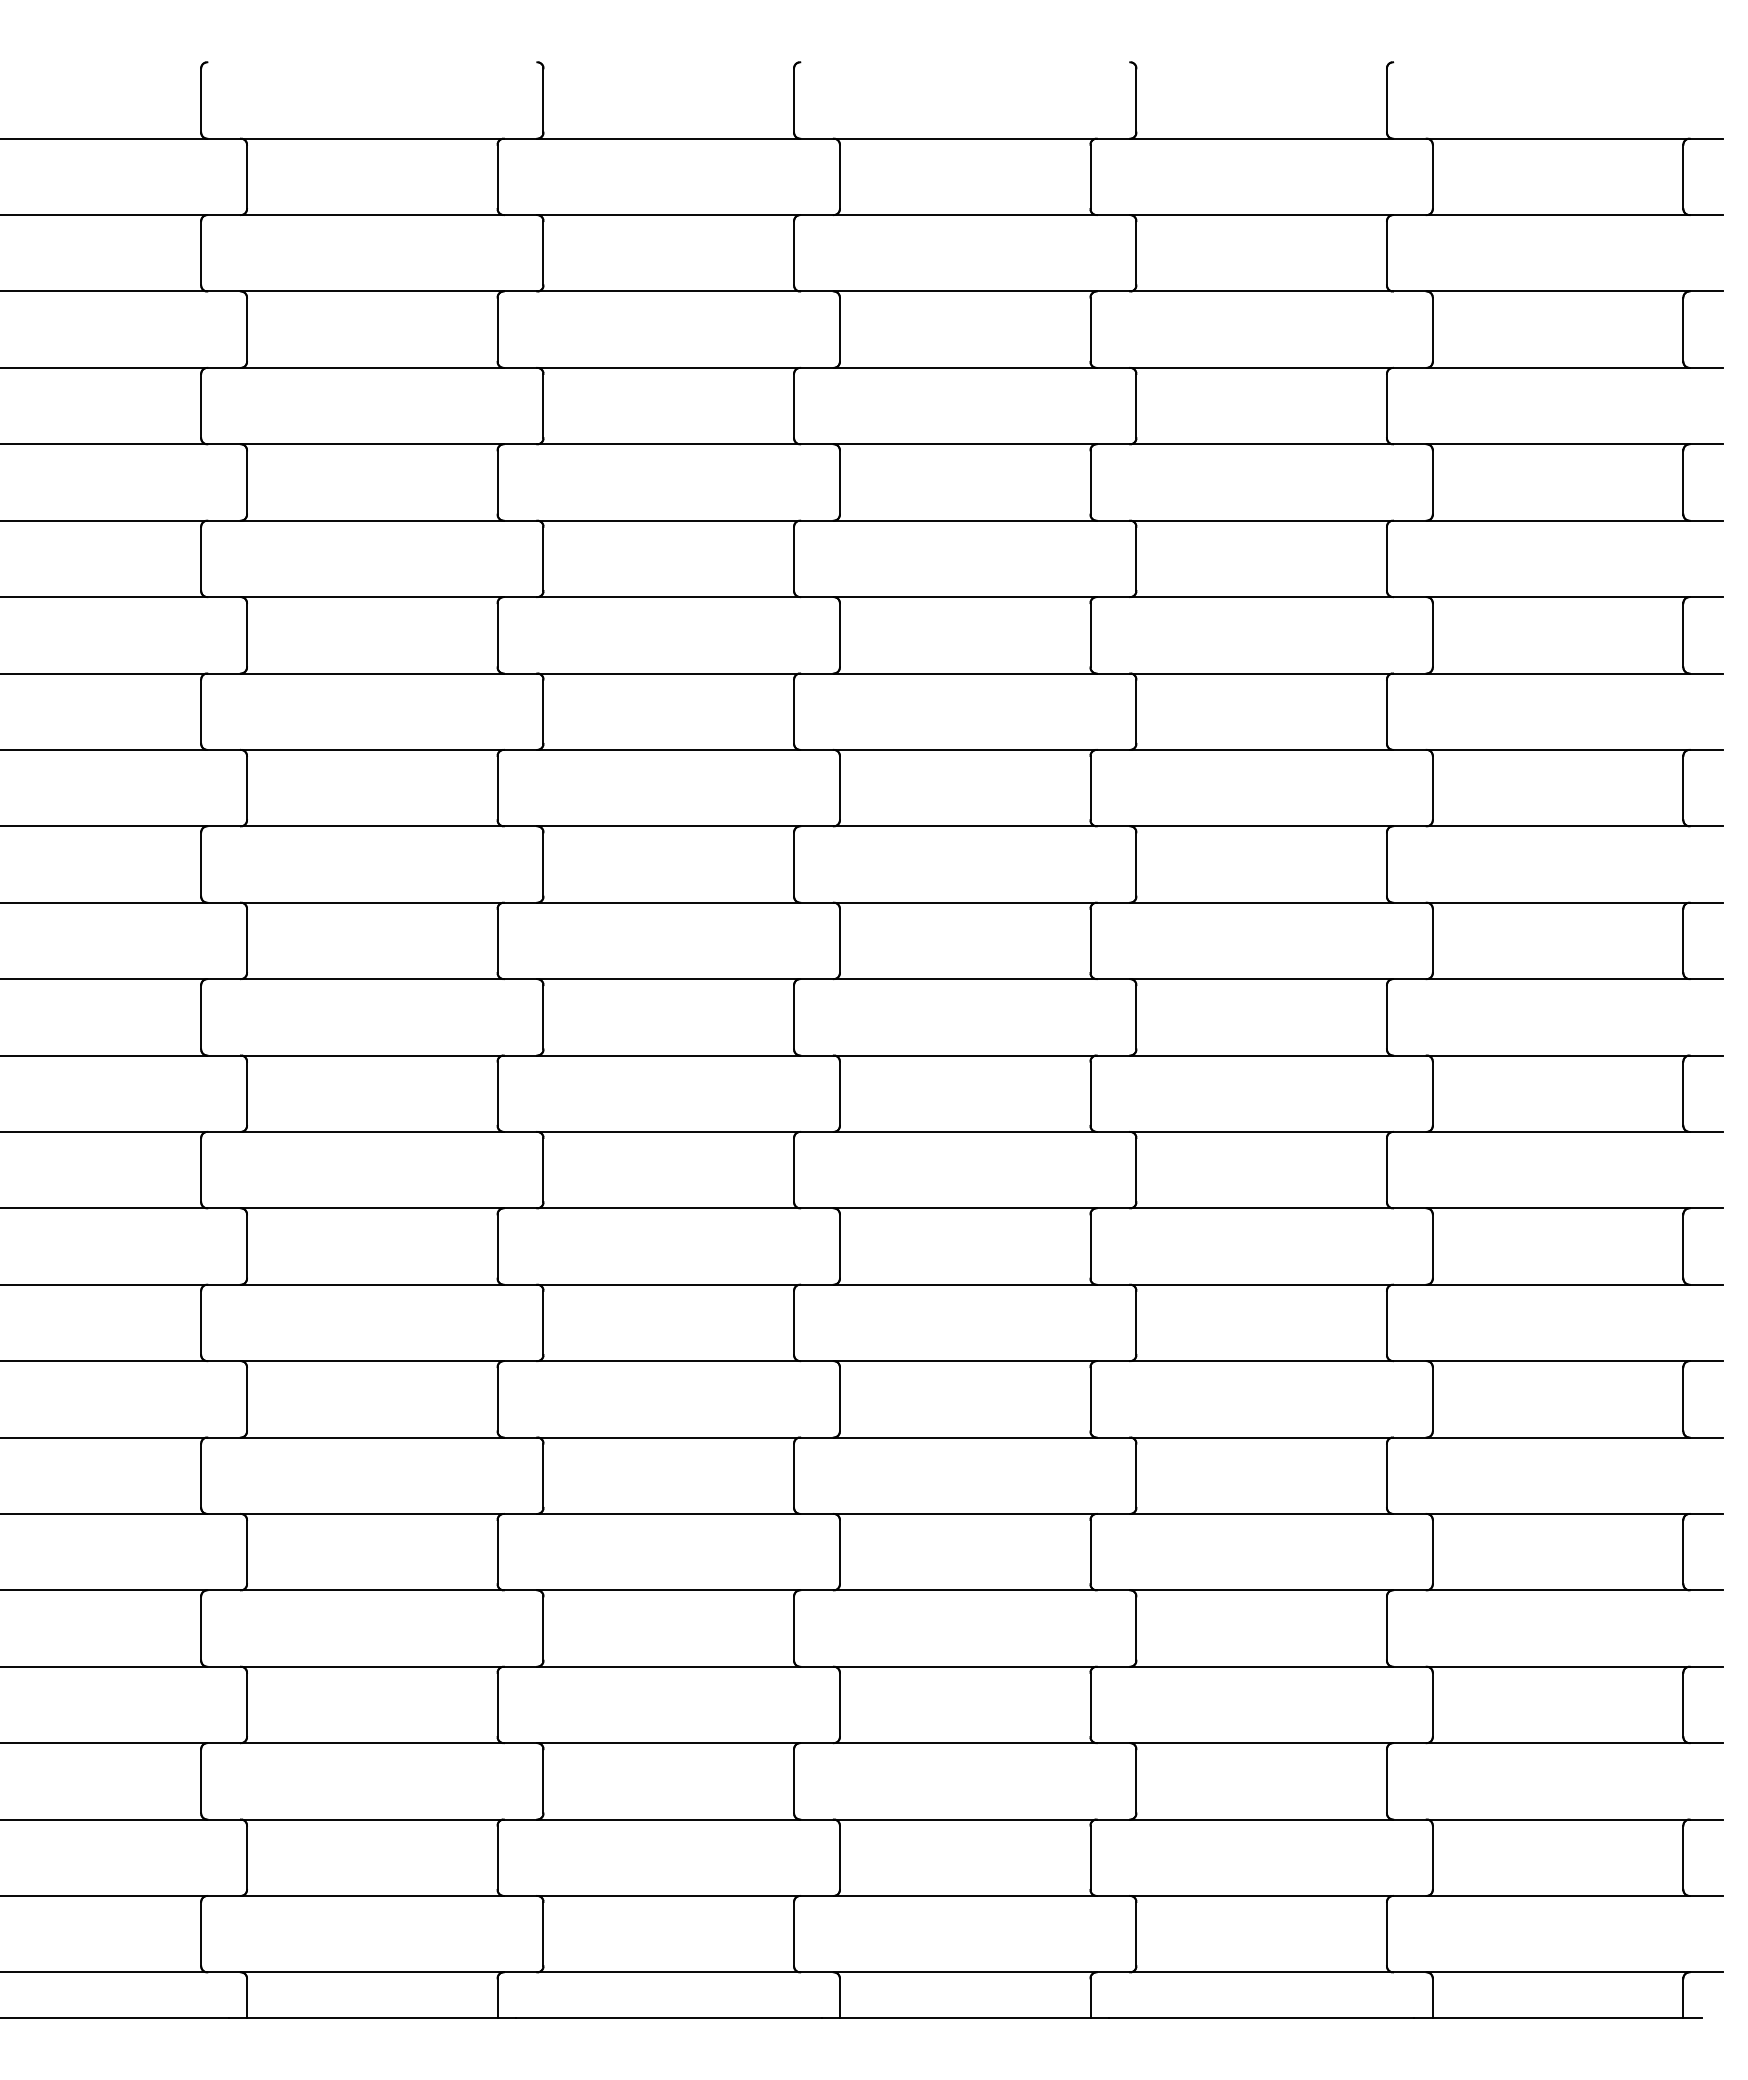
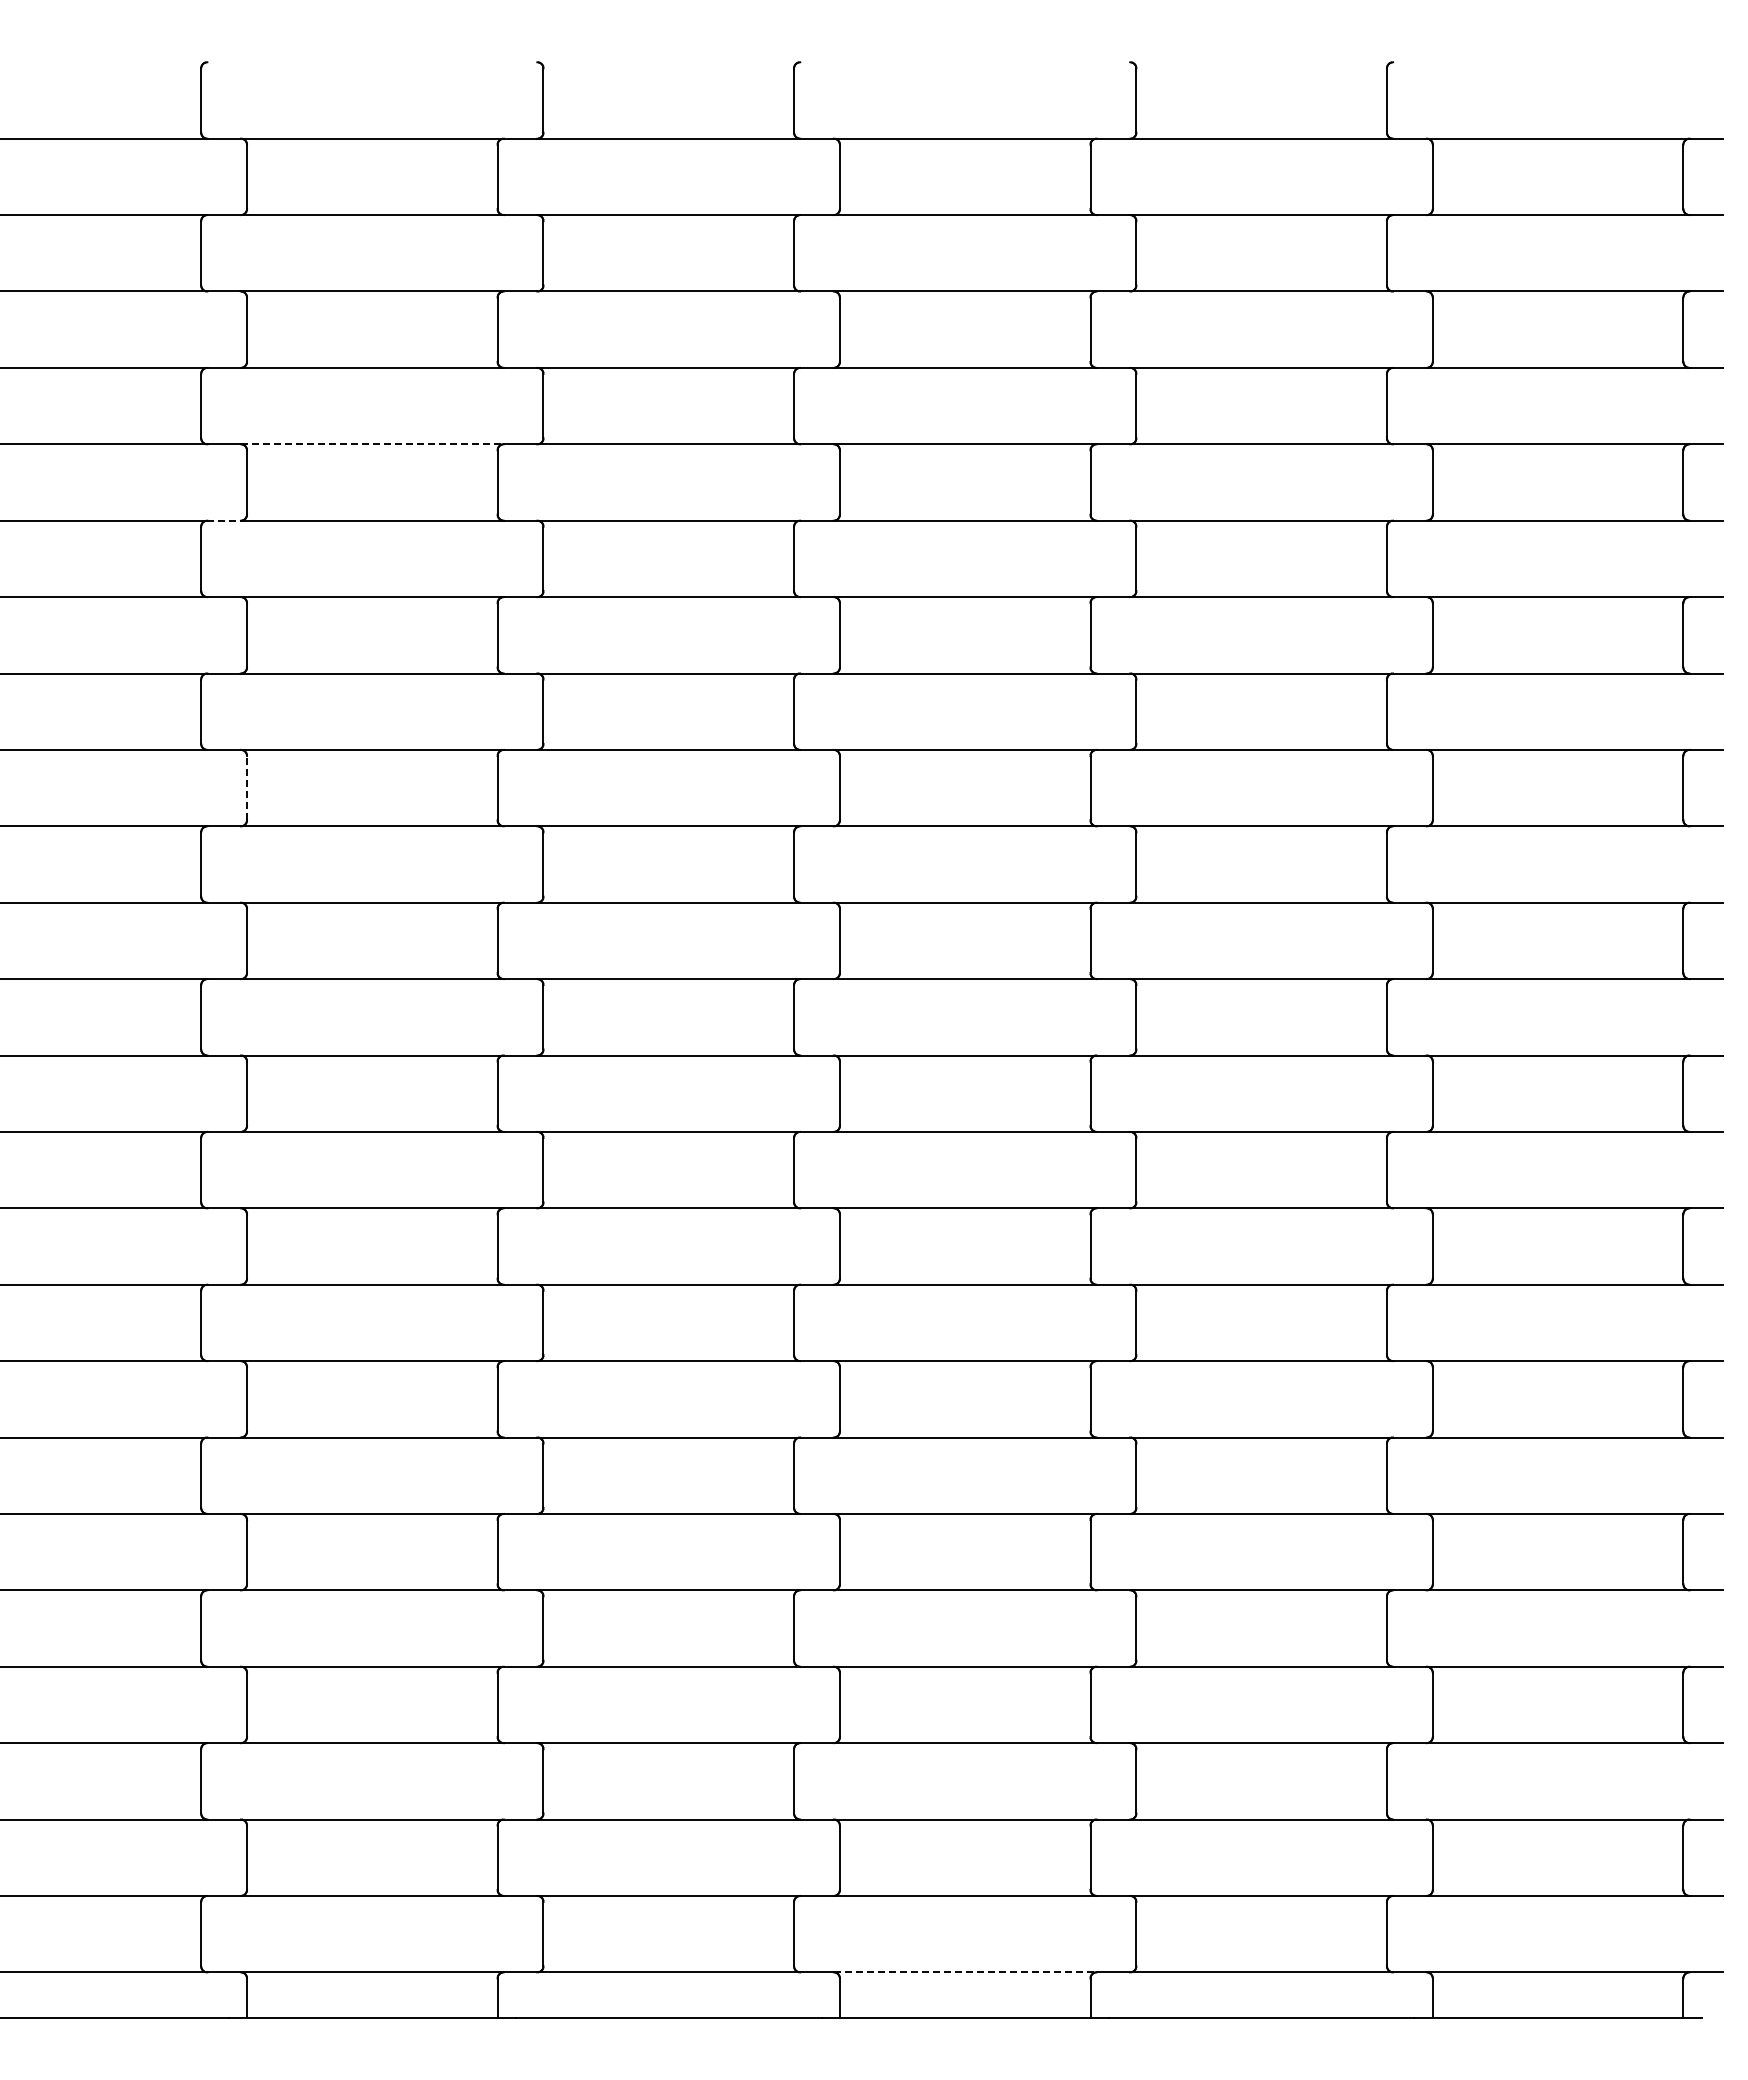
line: solid -> dashed (372, 444)
line: solid -> dashed (224, 520)
line: solid -> dashed (247, 787)
line: solid -> dashed (965, 1972)
